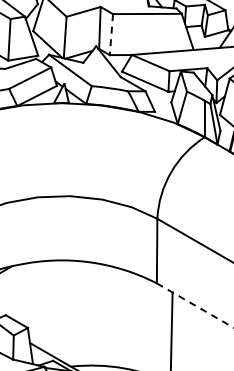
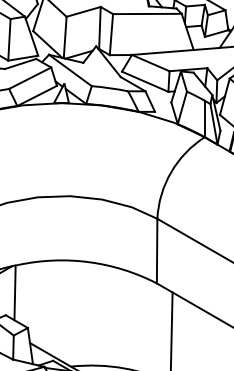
line: dashed -> solid (111, 34)
line: none -> present (14, 292)
line: dashed -> solid (195, 305)
